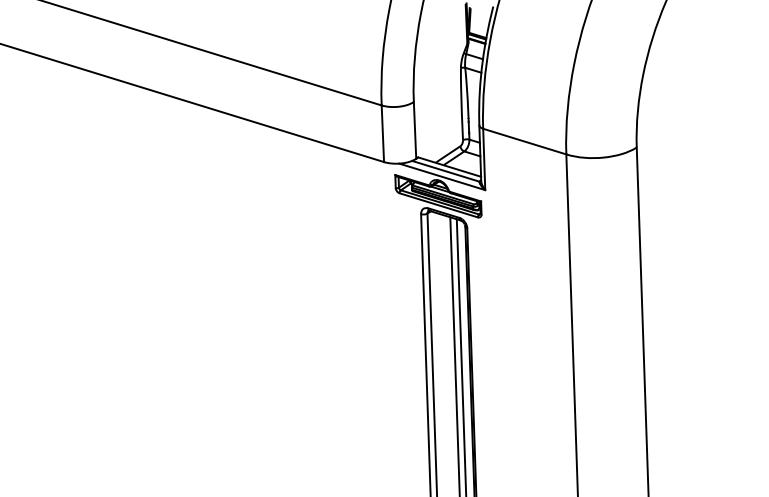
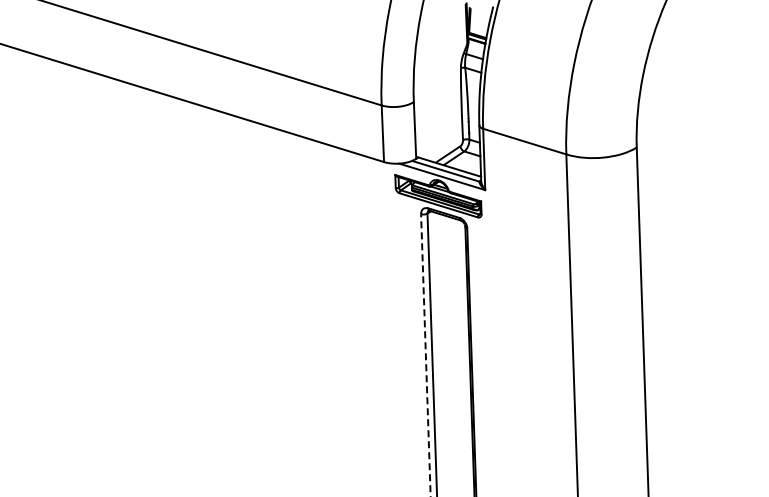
line: solid -> dashed (425, 354)
line: present -> none (454, 355)
line: present -> none (461, 356)
